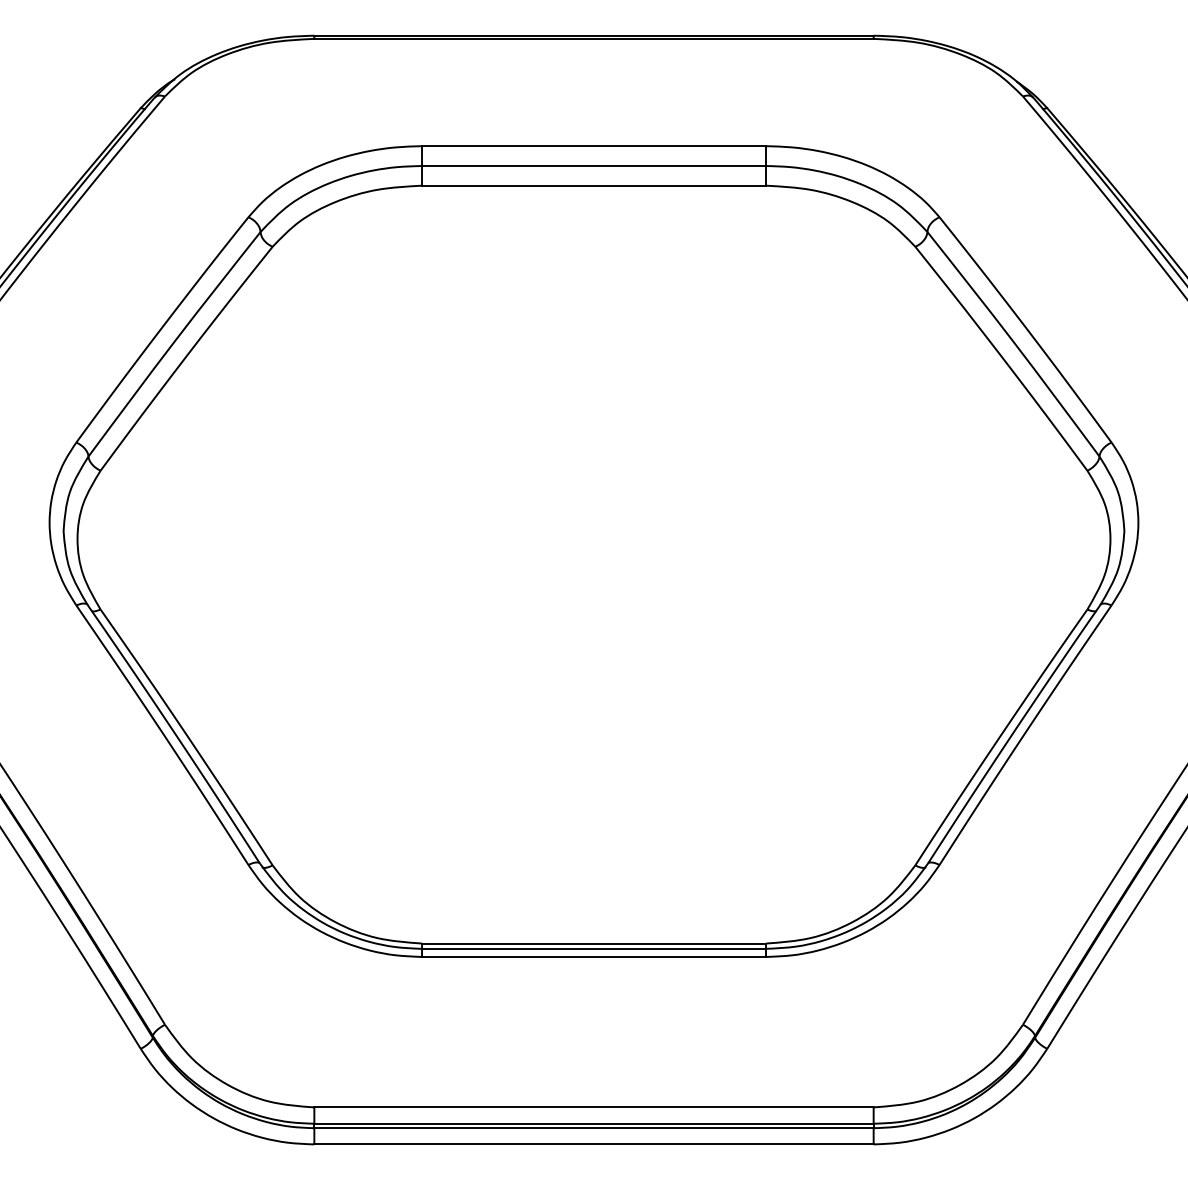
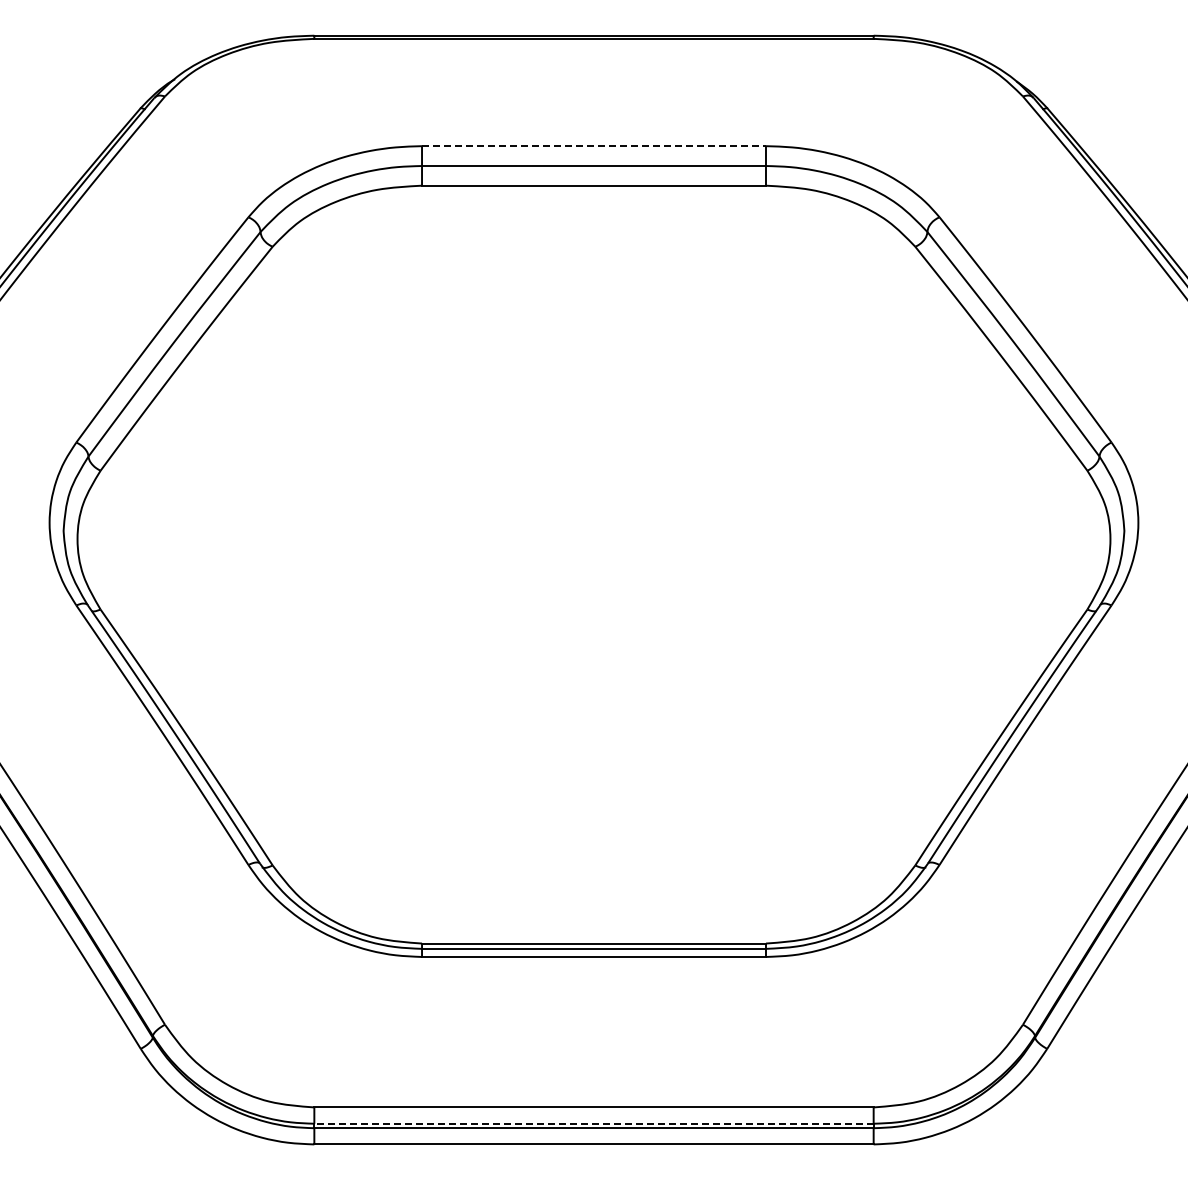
line: solid -> dashed (594, 146)
line: solid -> dashed (594, 1123)
